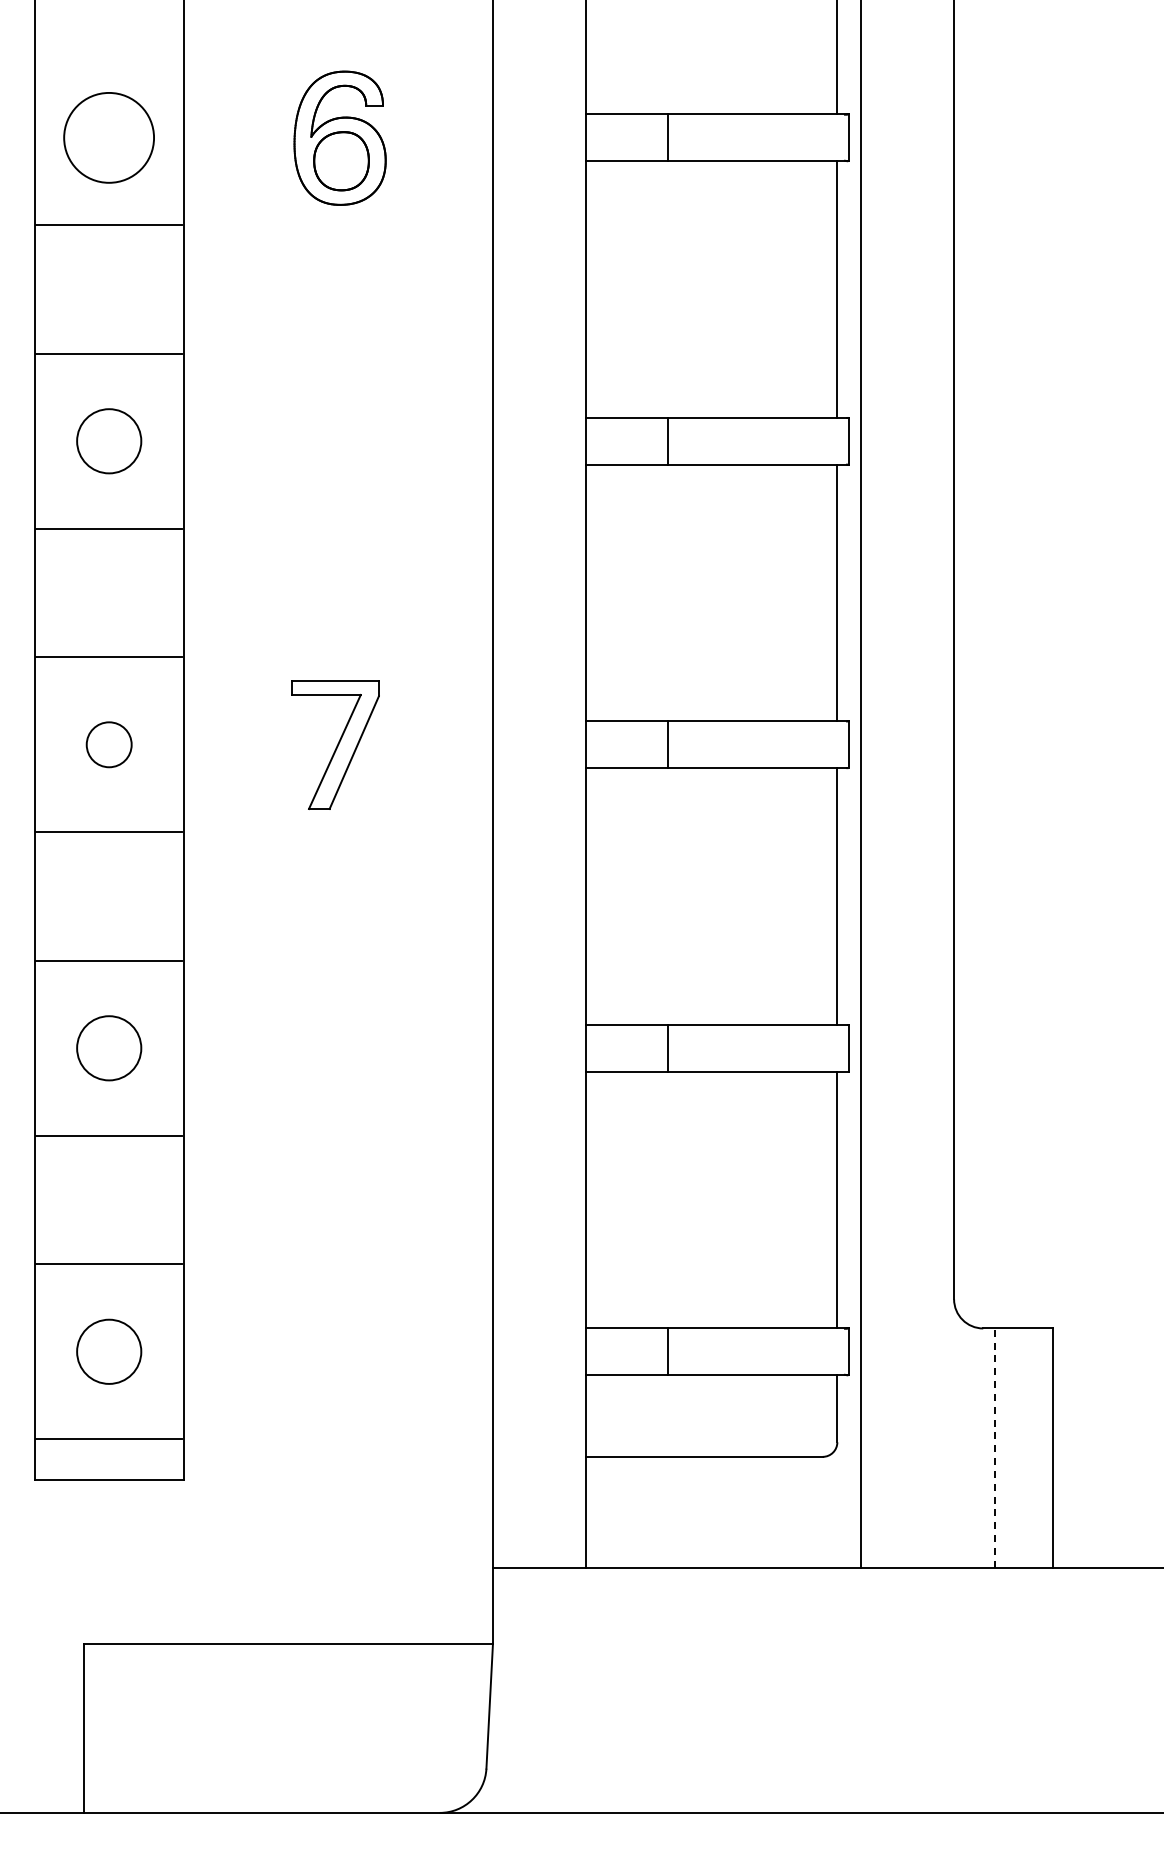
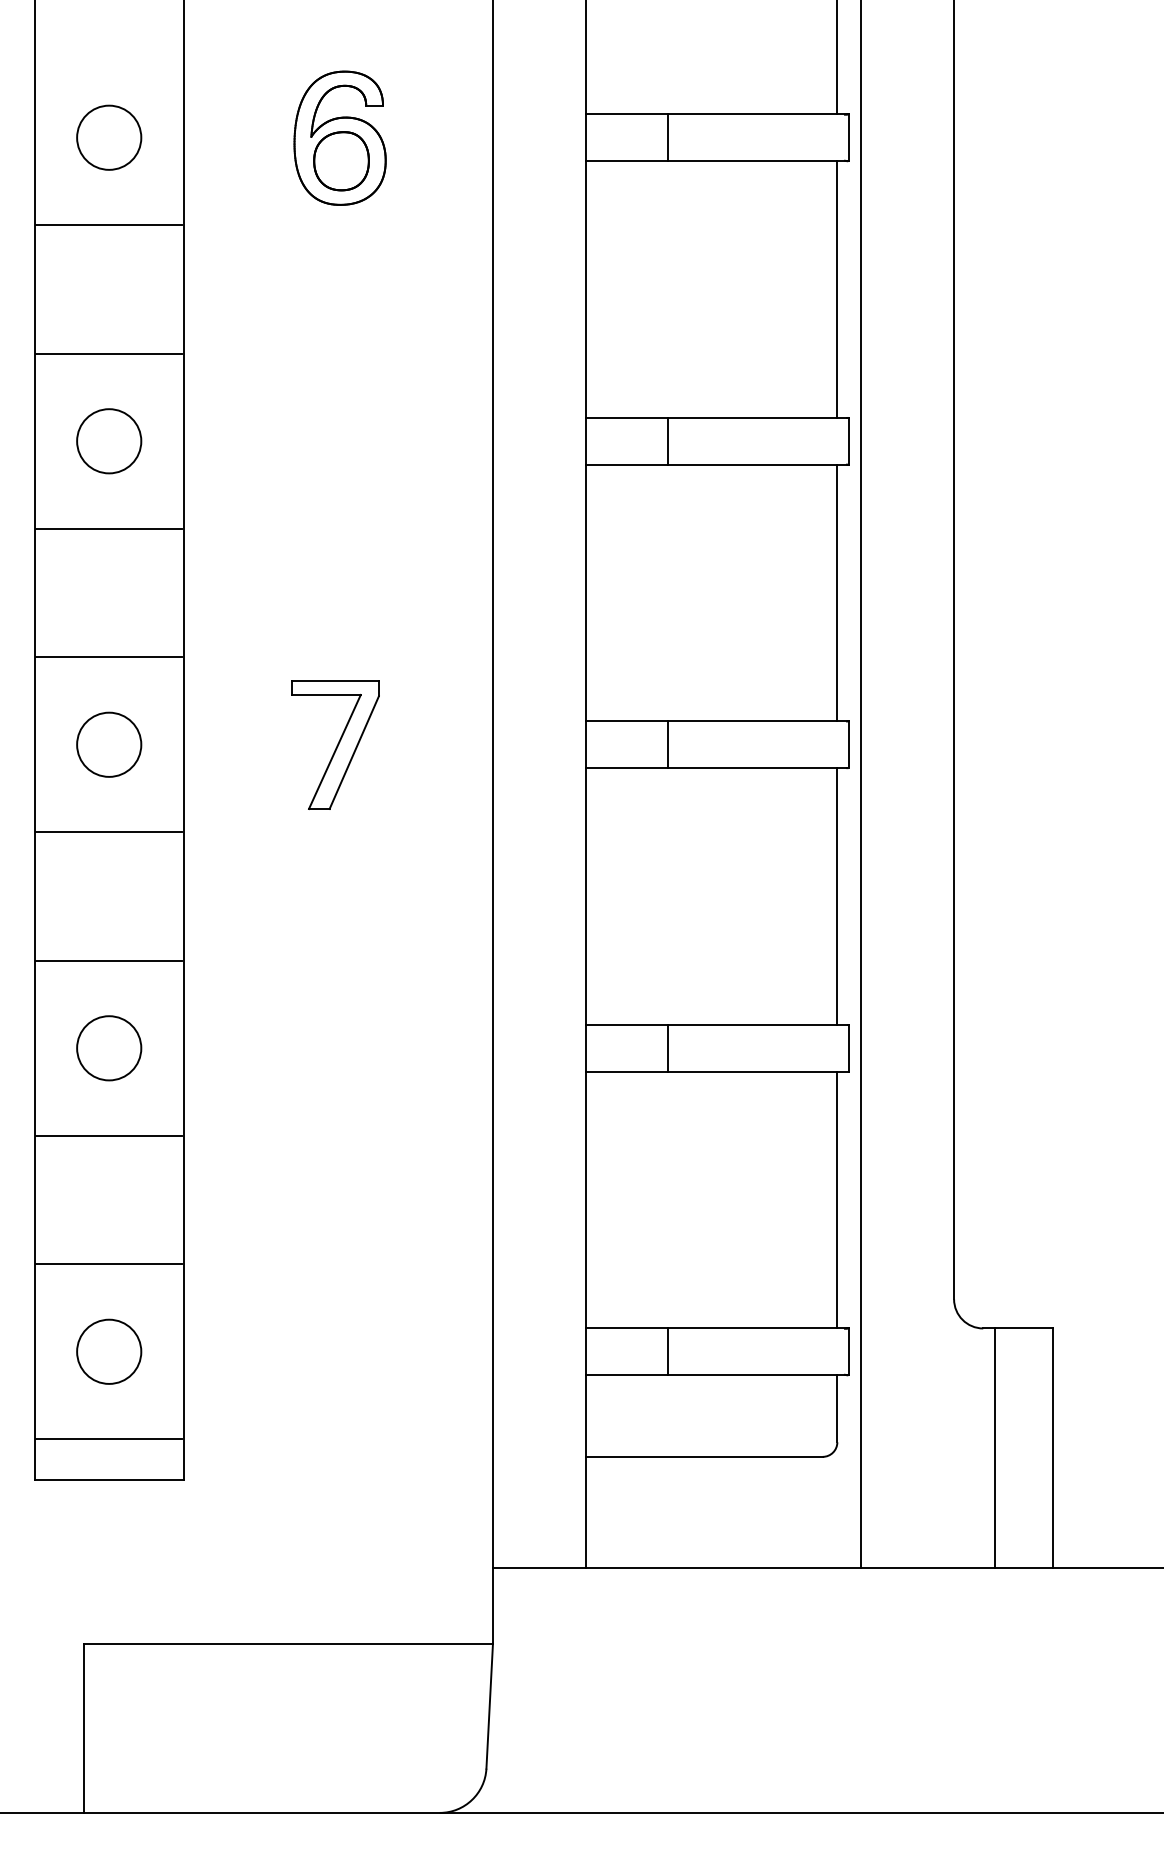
circle size: 92x92 px -> 67x67 px (109, 137)
circle diameter: 45 px -> 64 px (109, 744)
line: dashed -> solid (994, 1448)
